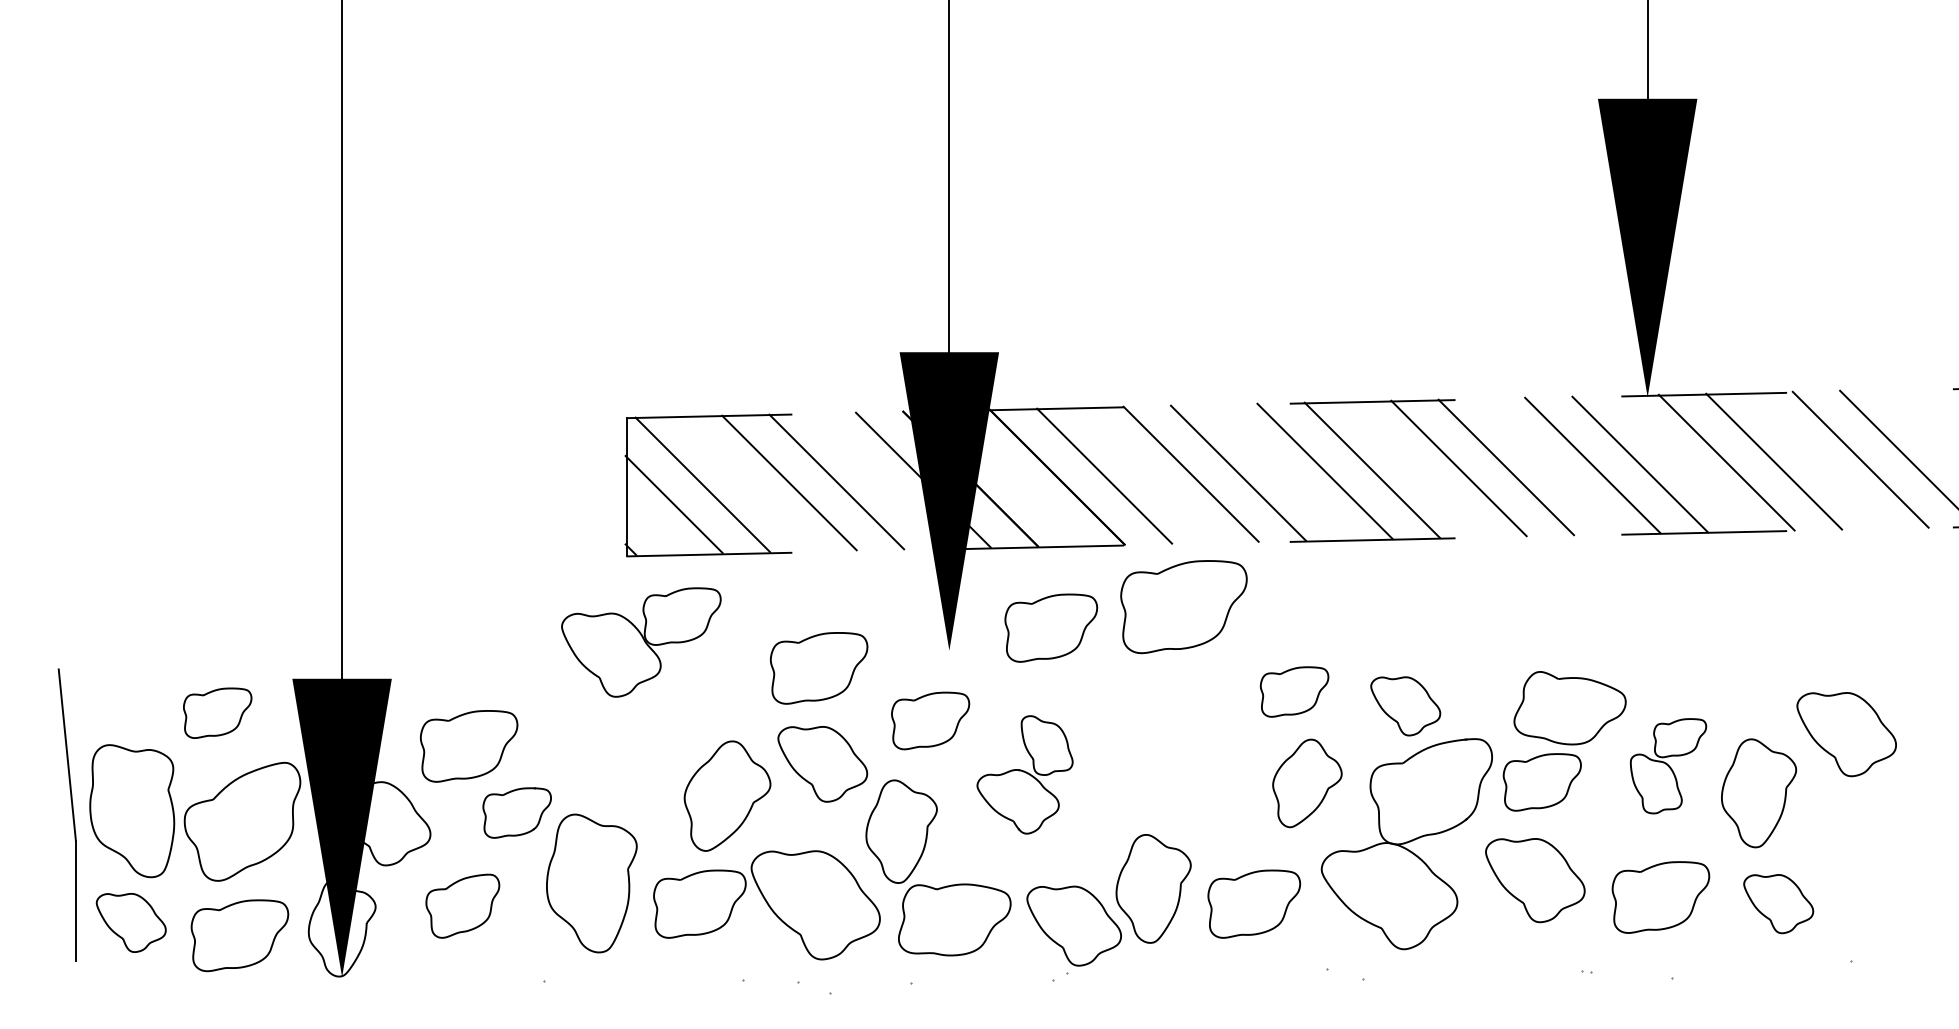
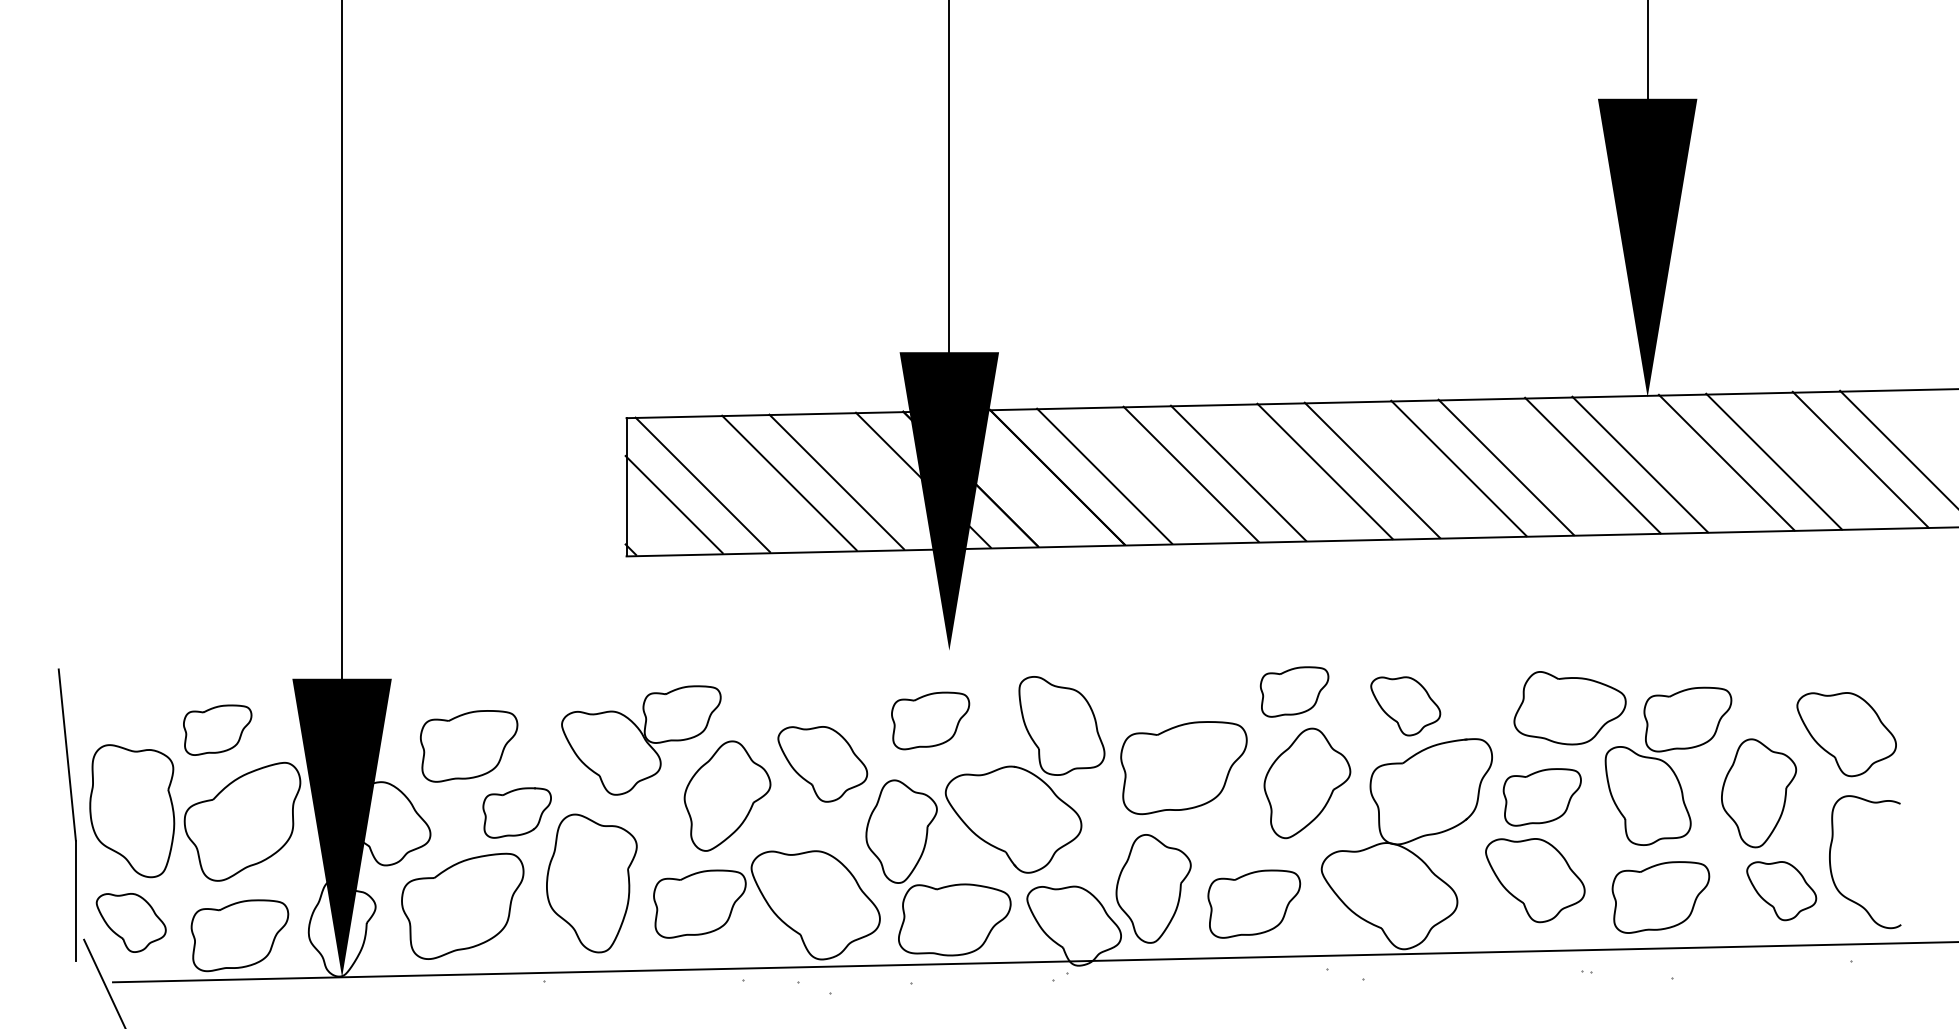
line: dashed -> solid (1292, 403)
line: dashed -> solid (1293, 541)
part position: (1183, 607) -> (1183, 768) (1183, 768)
part: present -> none (1051, 627)
part position: (641, 642) -> (641, 740) (641, 740)
part: present -> none (819, 668)
part position: (217, 712) -> (217, 729) (217, 729)
part size: 79x97 px -> 129x160 px (1668, 765)
part size: 98x120 px -> 162x198 px (1024, 774)
part position: (1541, 782) -> (1541, 797) (1541, 797)
part size: 71x91 px -> 89x113 px (1307, 783)
curve: none -> present (1831, 864)
part position: (1778, 904) -> (1781, 891) (1781, 891)
part size: 76x66 px -> 124x108 px (462, 905)
line: none -> present (1033, 962)
line: none -> present (104, 982)
